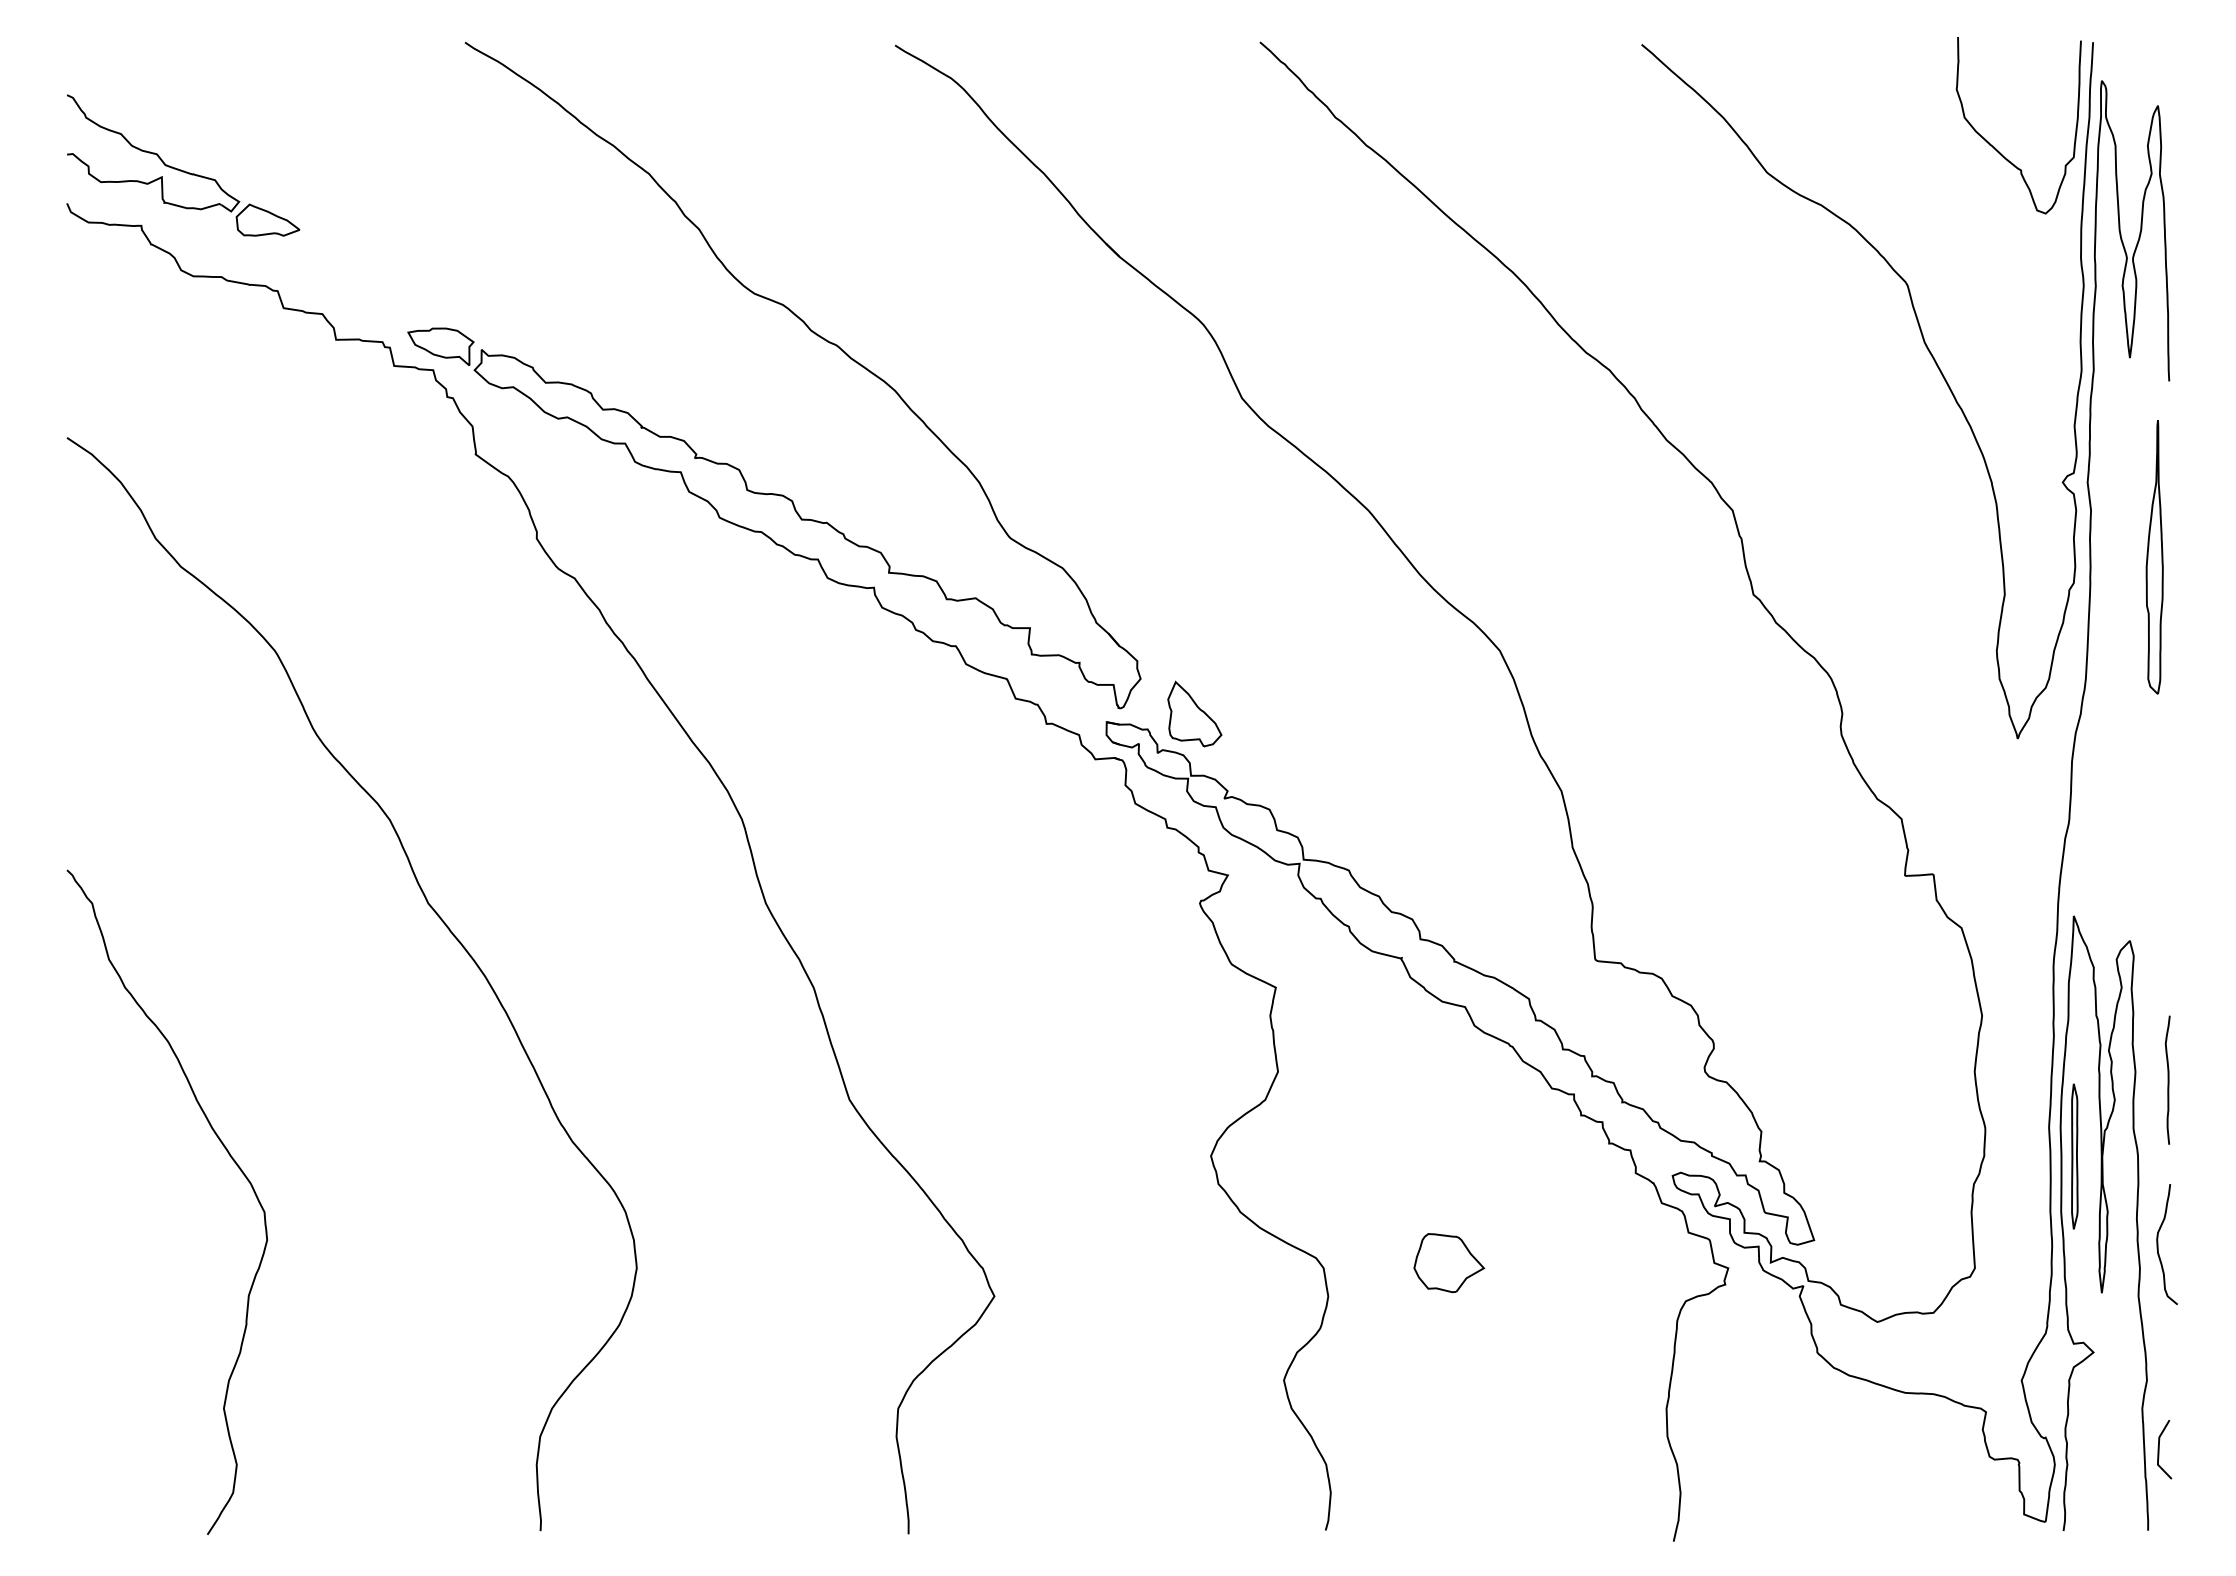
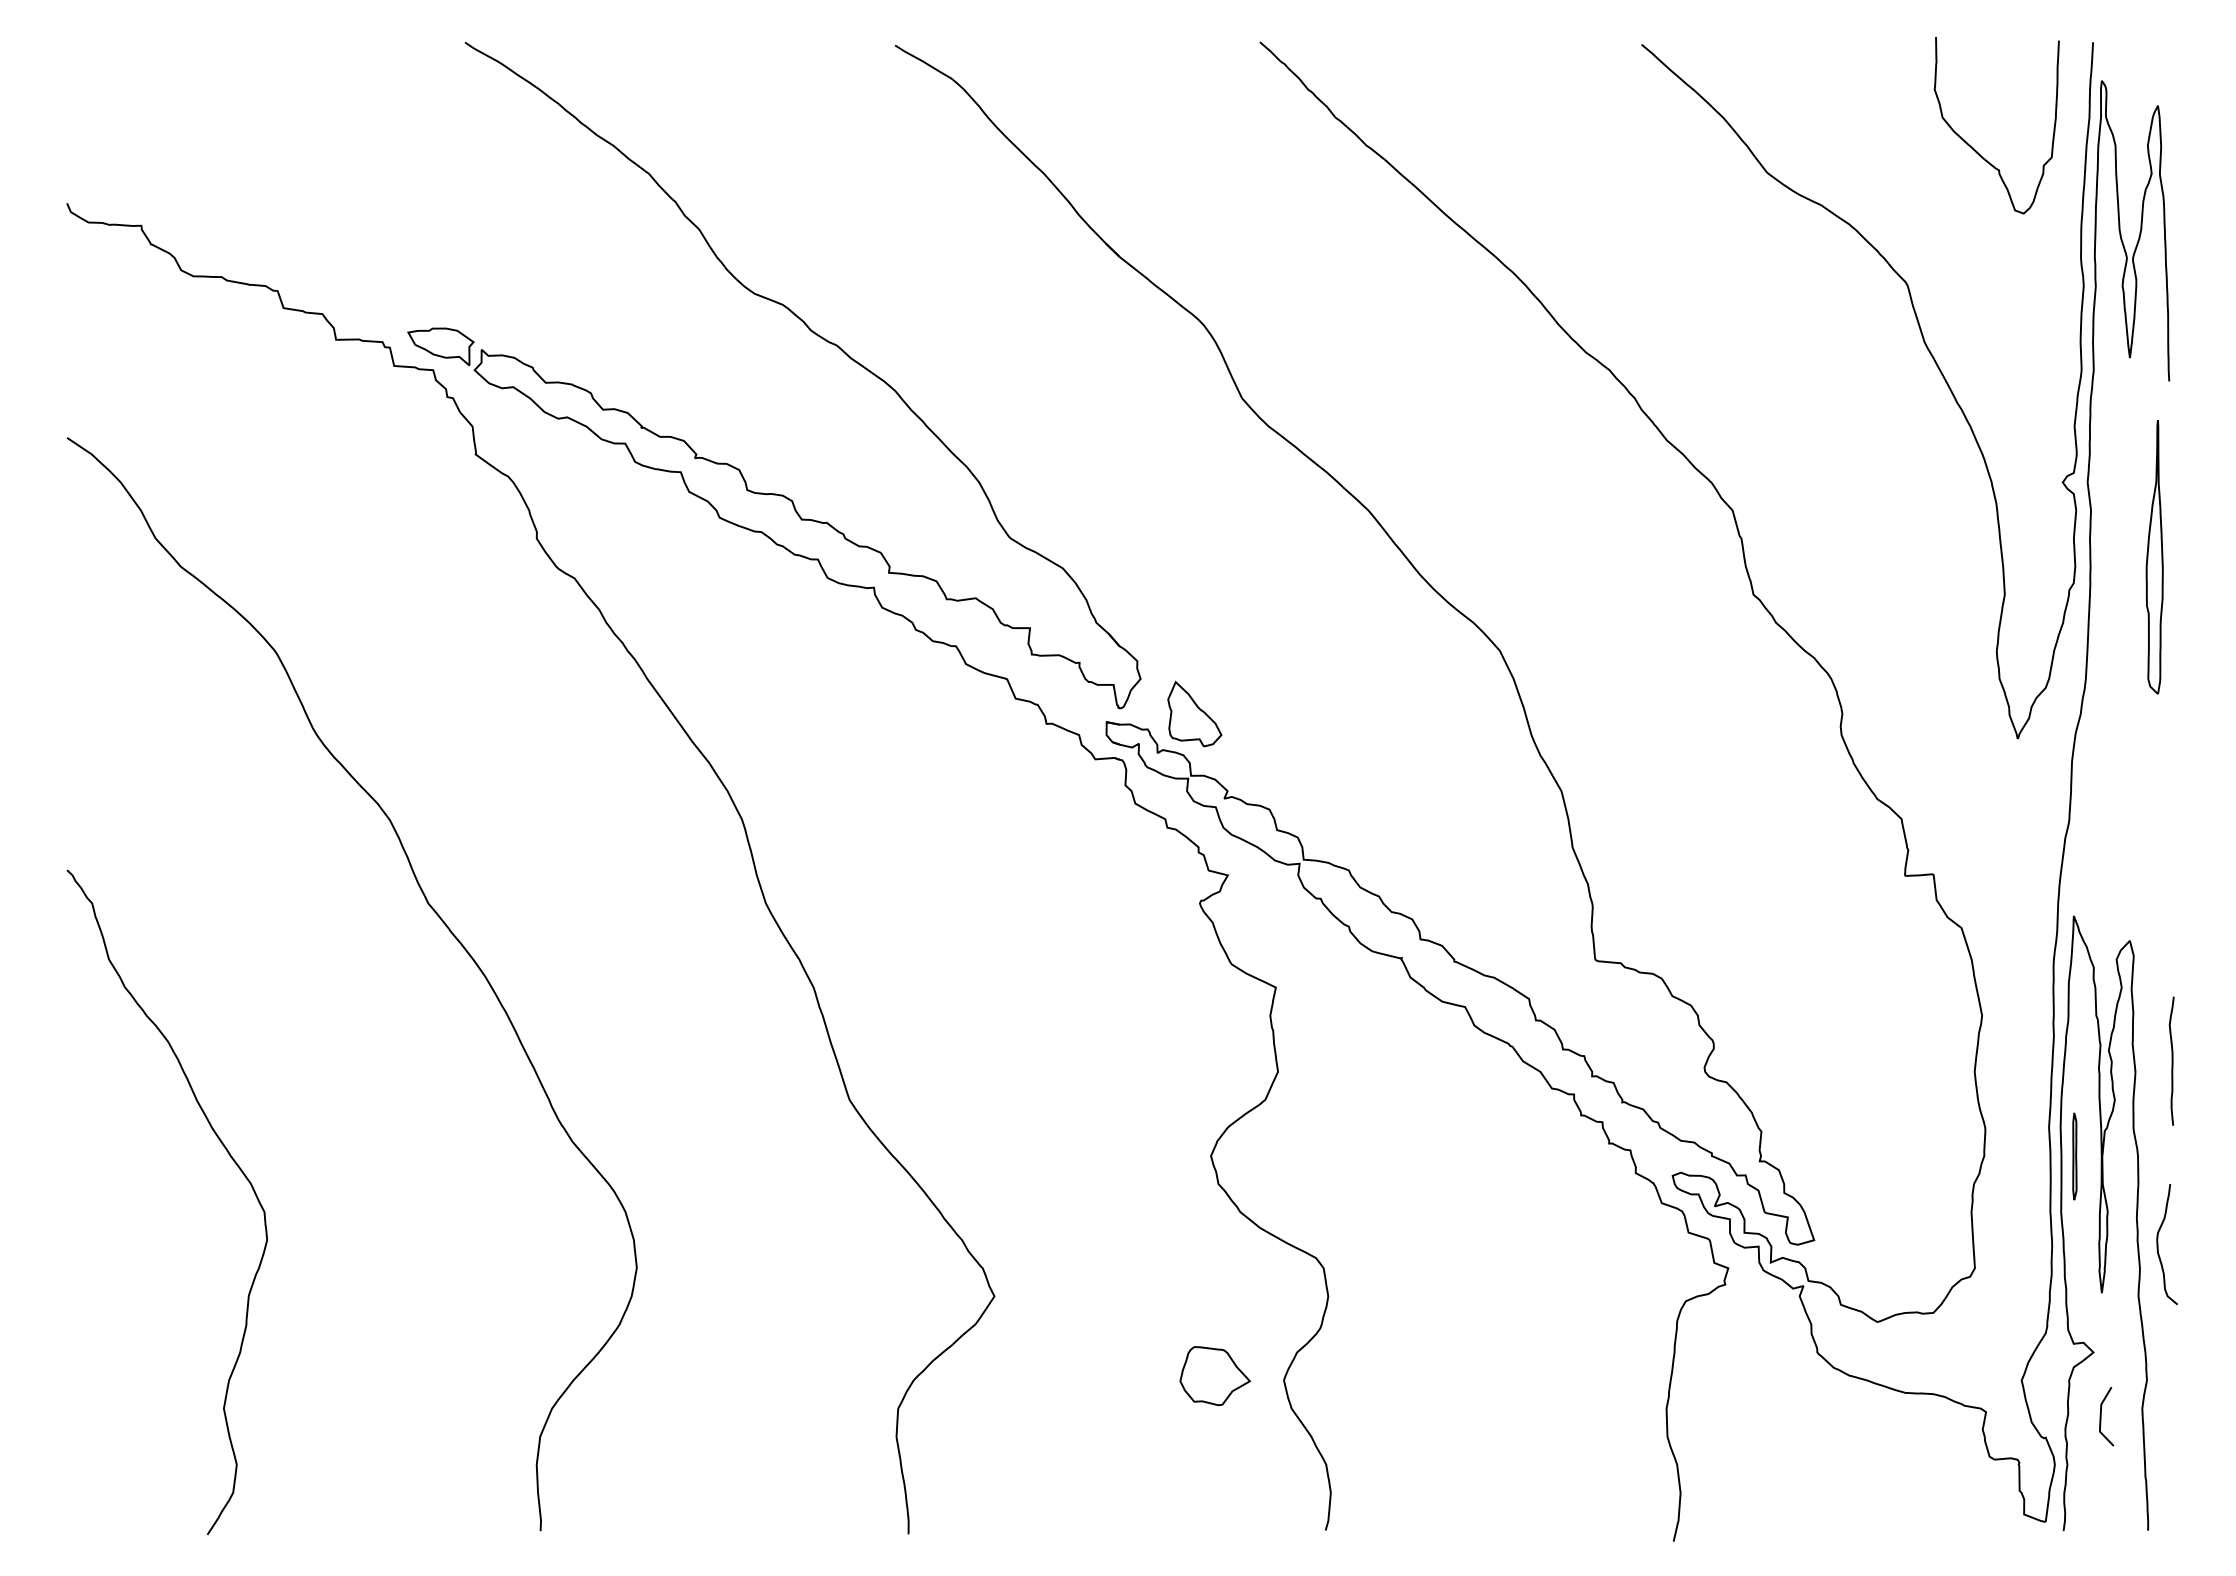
curve position: (1995, 147) -> (1973, 147) (1973, 147)
part: present -> none (183, 165)
curve position: (2167, 1079) -> (2171, 1060) (2171, 1060)
part size: 8x147 px -> 6x89 px (2074, 1156)
part position: (1449, 1263) -> (1215, 1376) (1215, 1376)
curve position: (2159, 1449) -> (2101, 1416) (2101, 1416)
